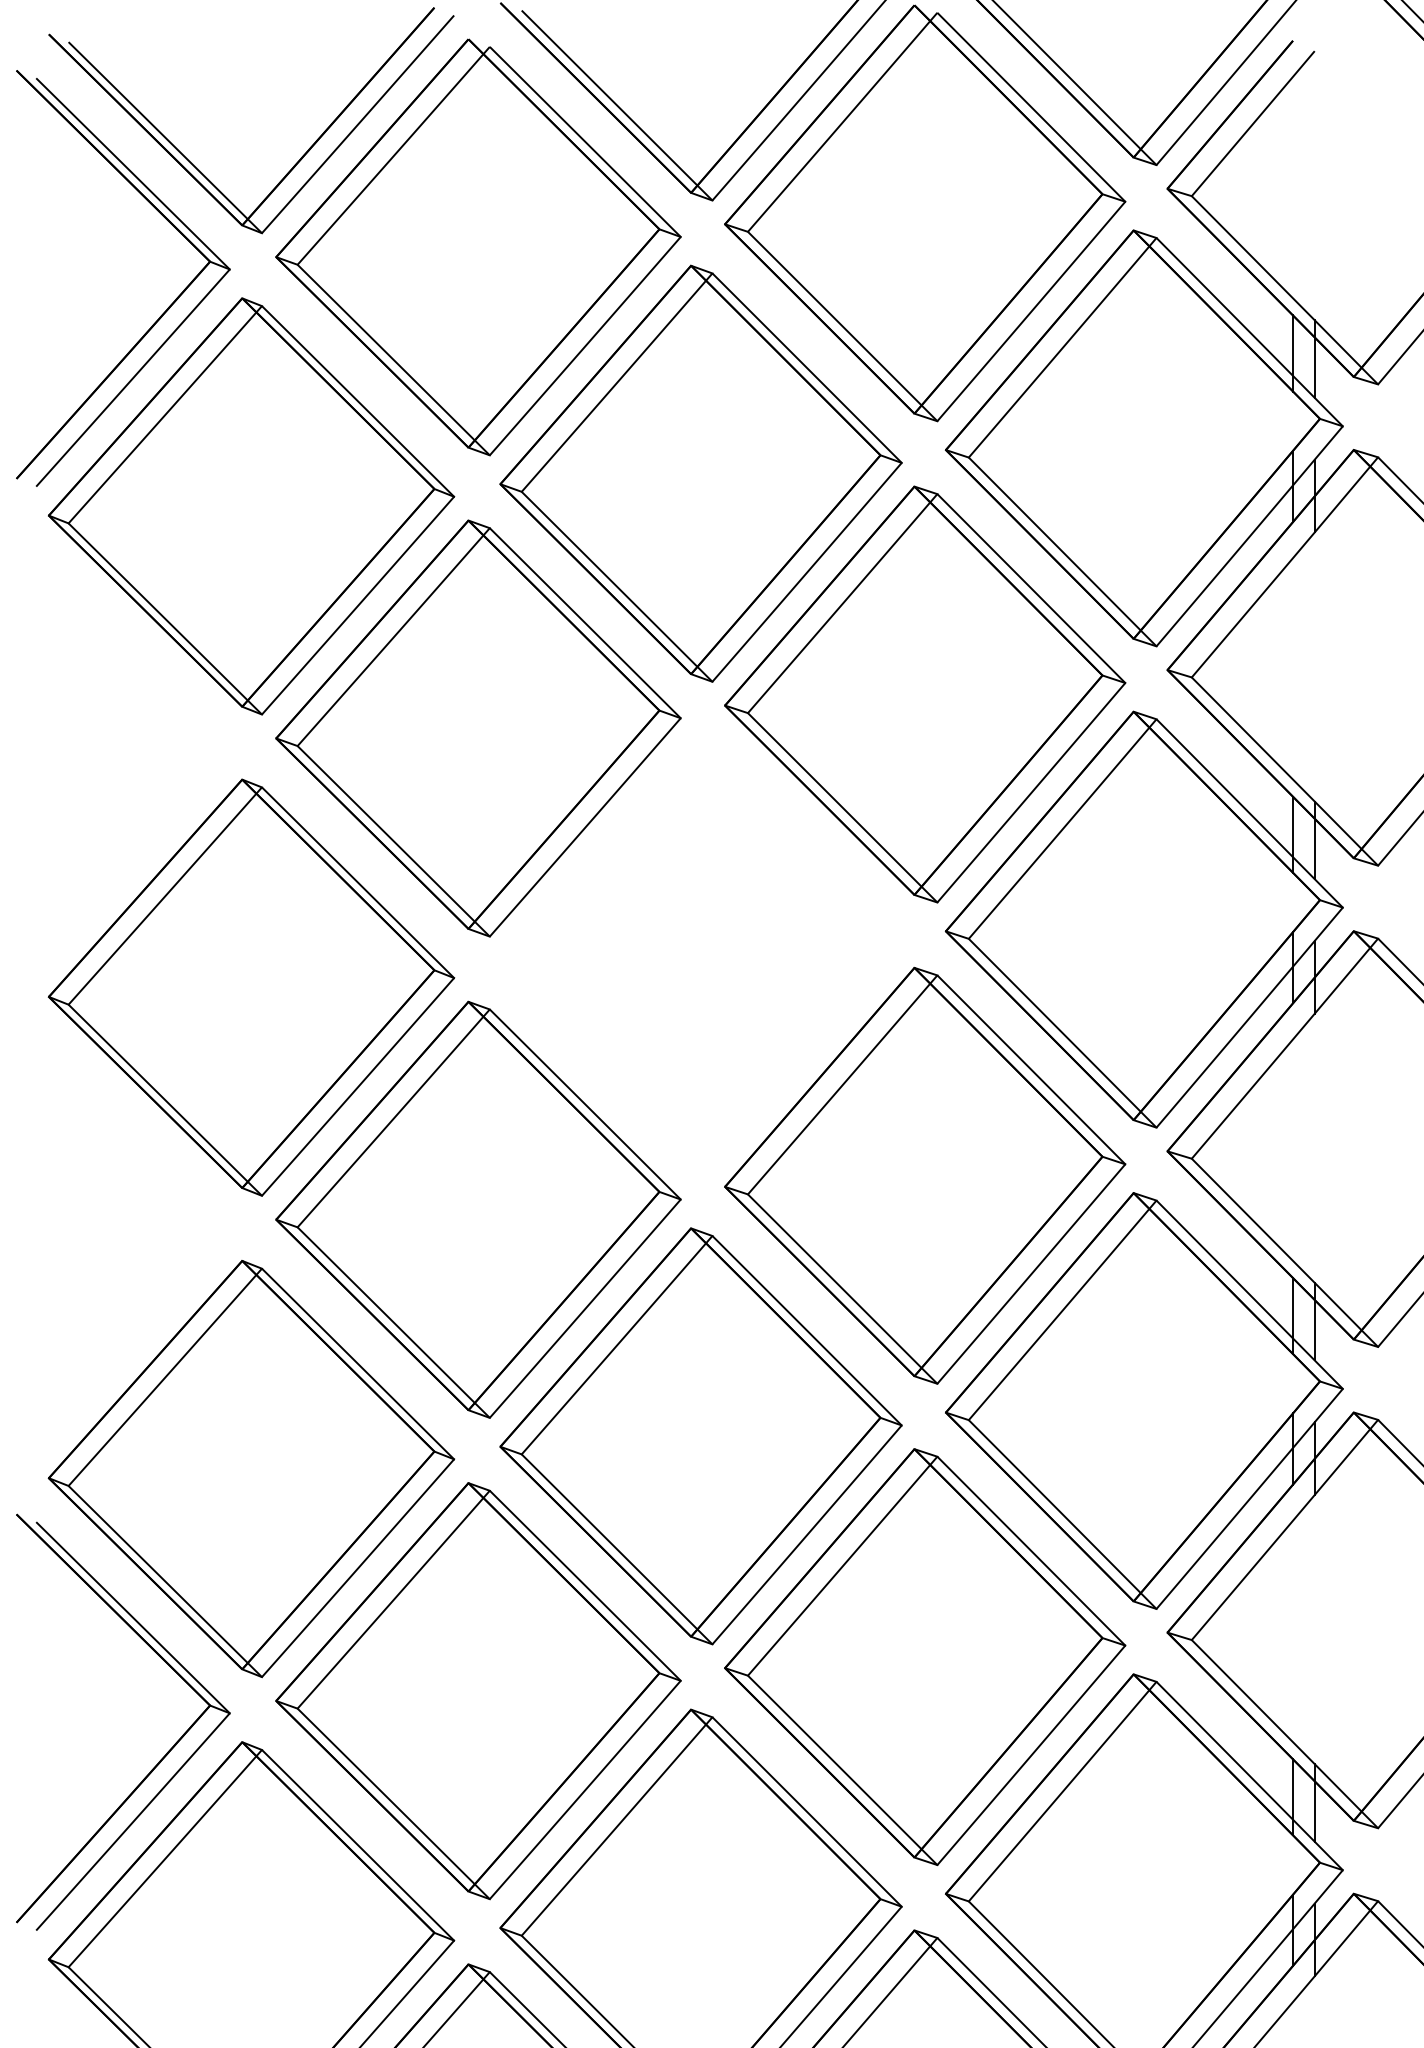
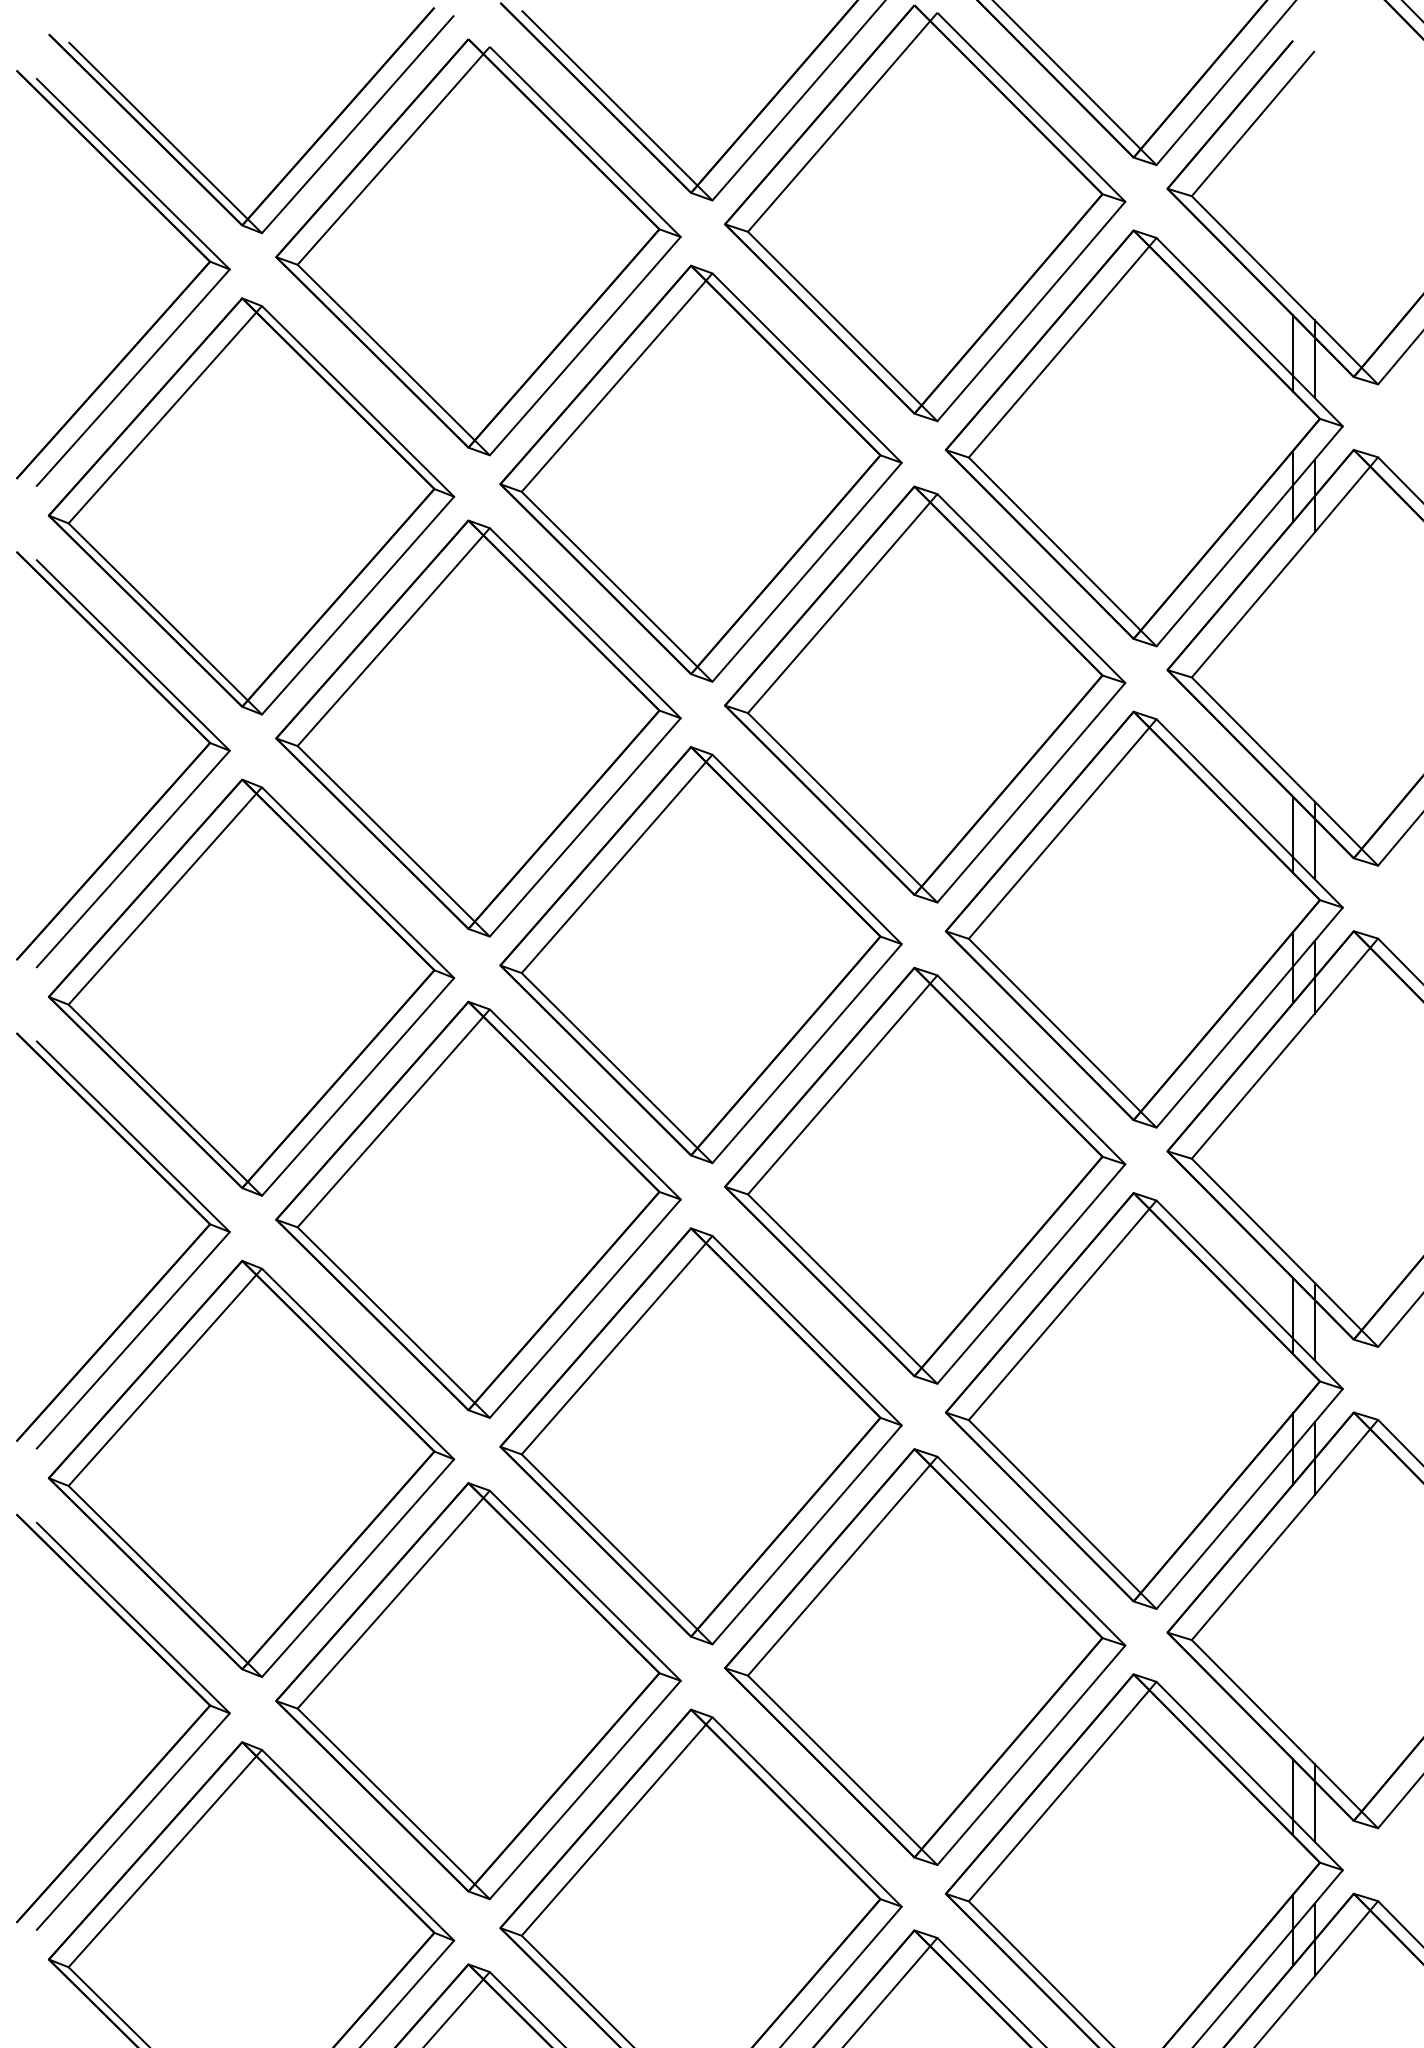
part: none -> present (162, 794)
part: none -> present (700, 955)
part: none -> present (165, 1272)
